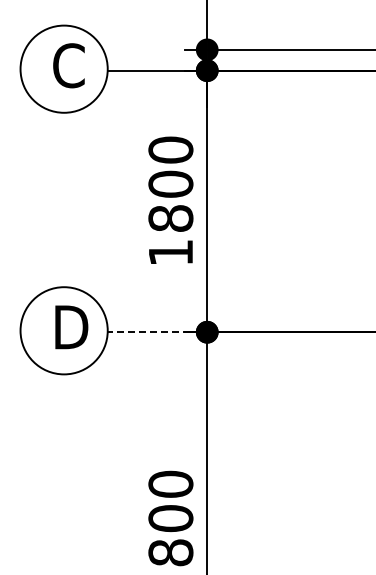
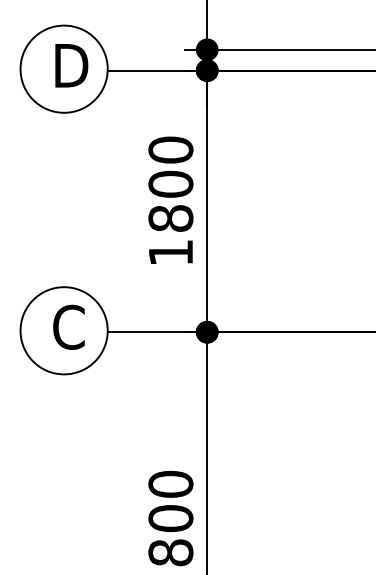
text: C -> D (70, 65)
text: D -> C (70, 326)
line: dashed -> solid (148, 332)
